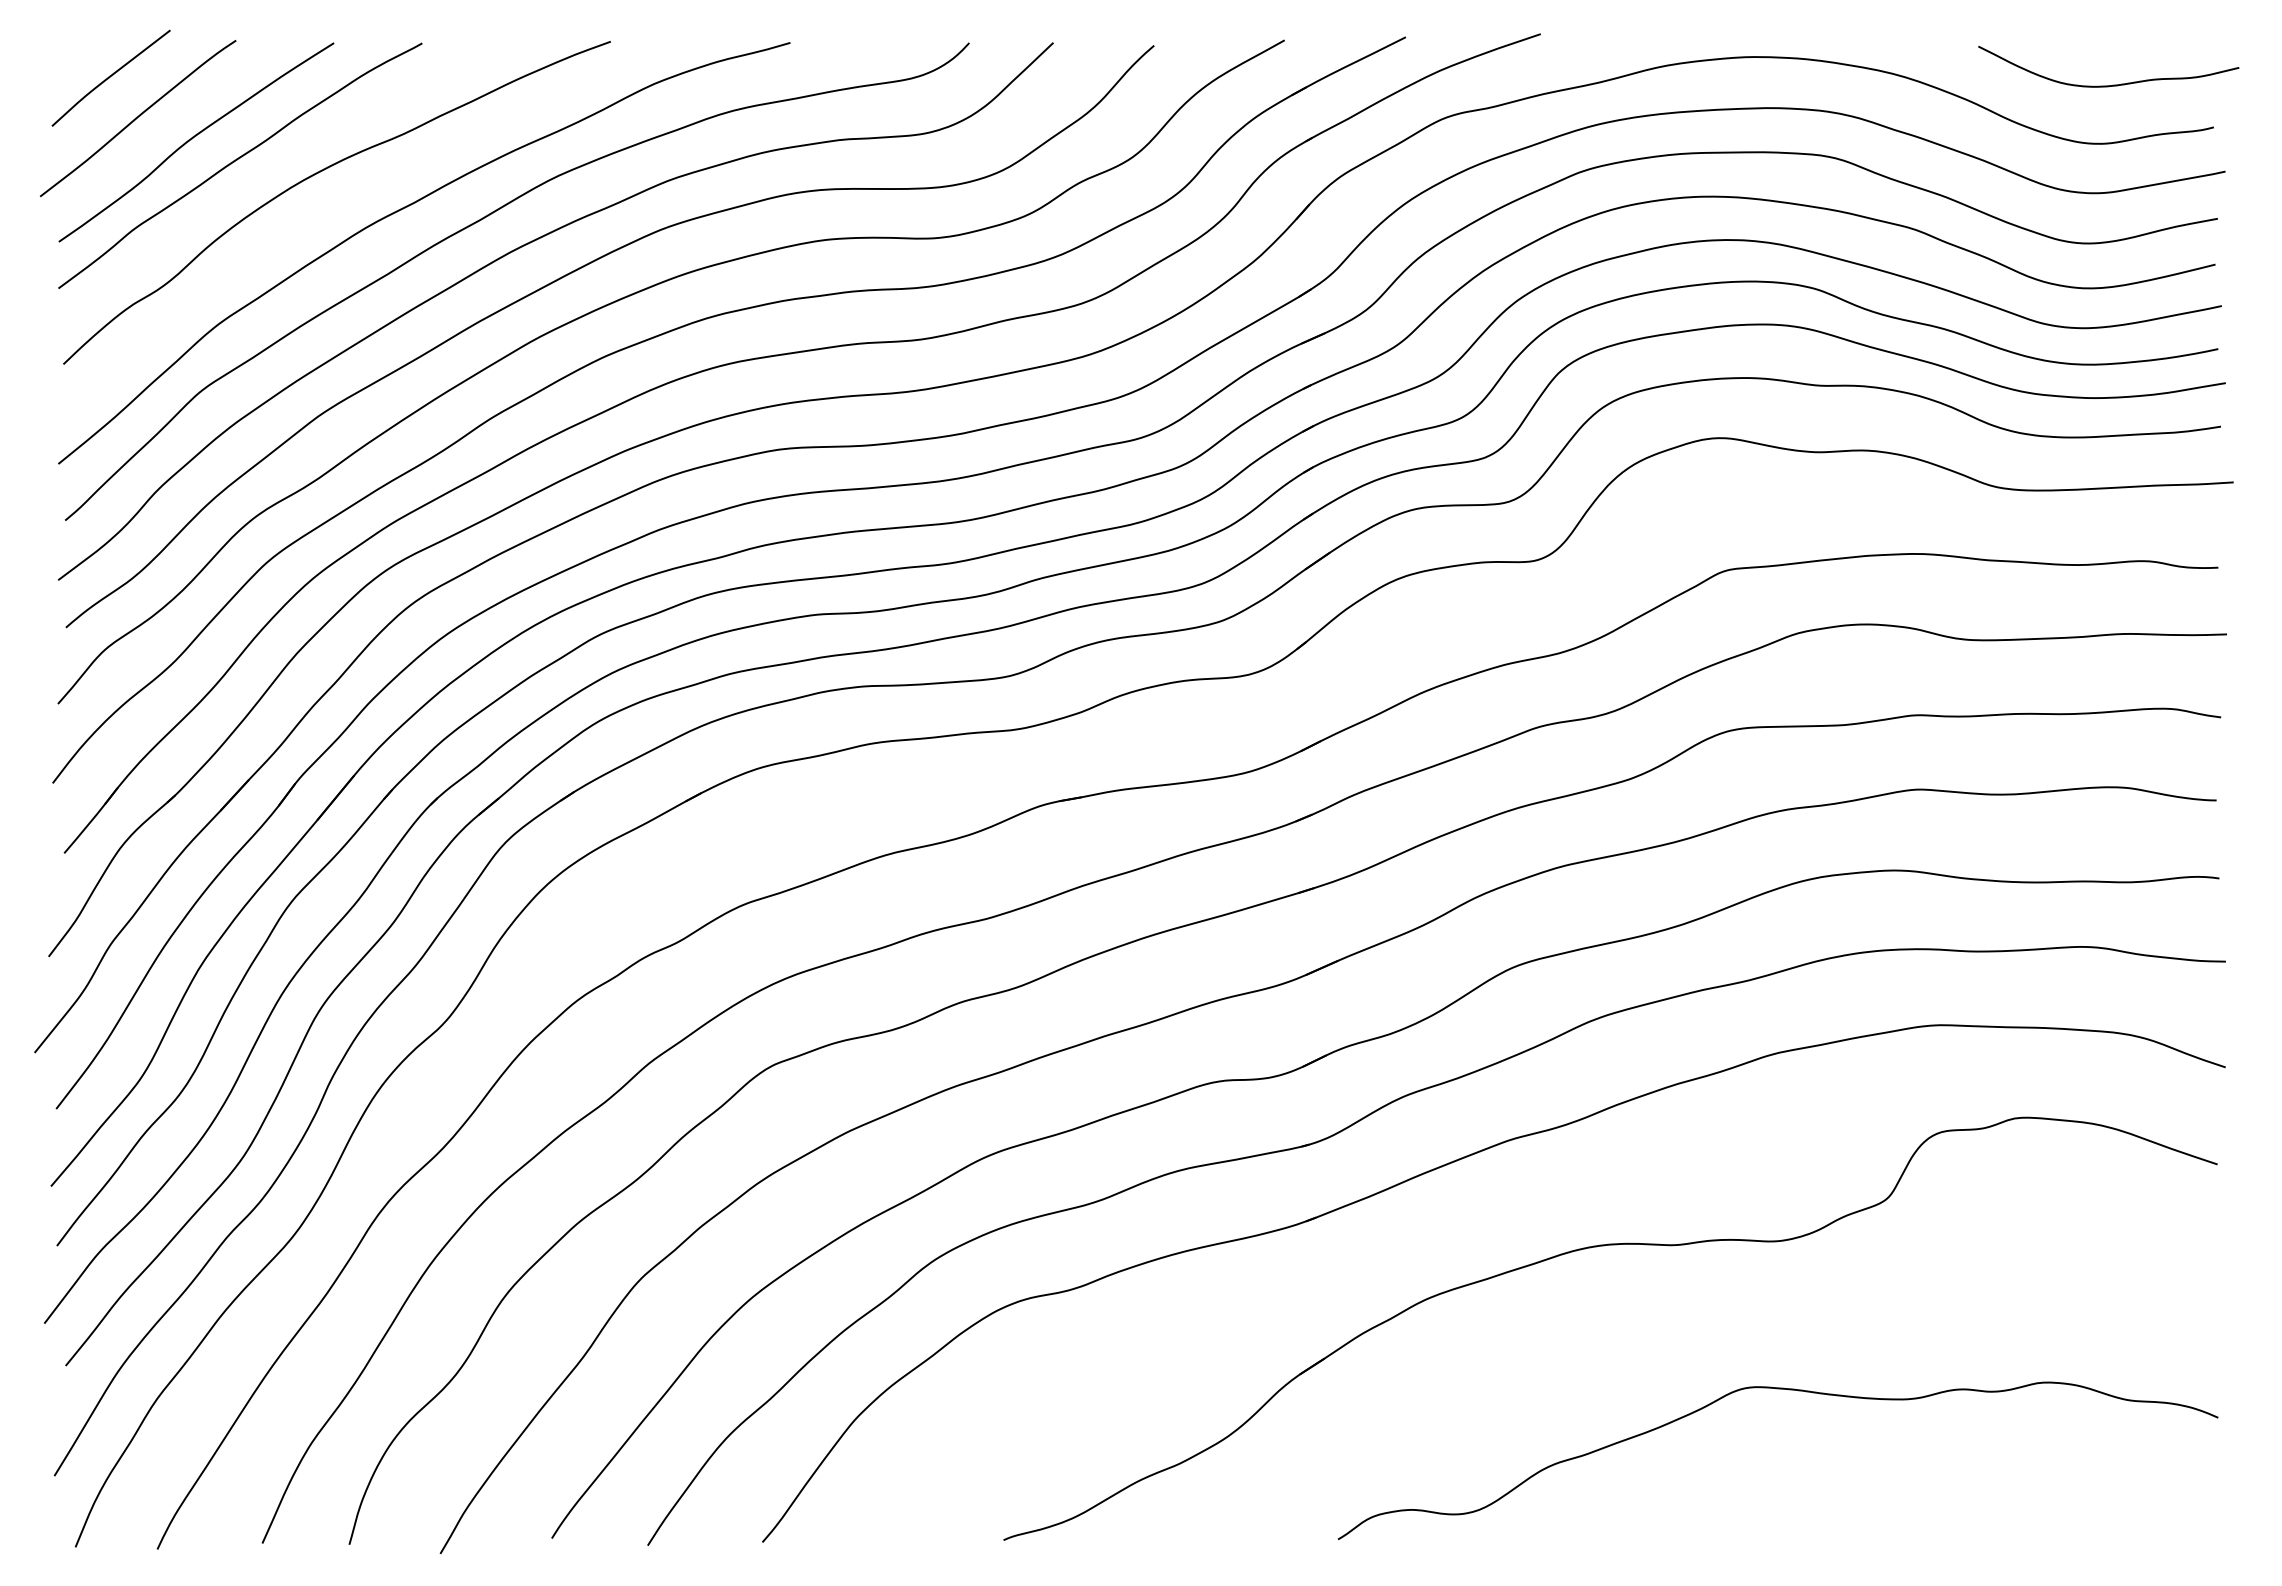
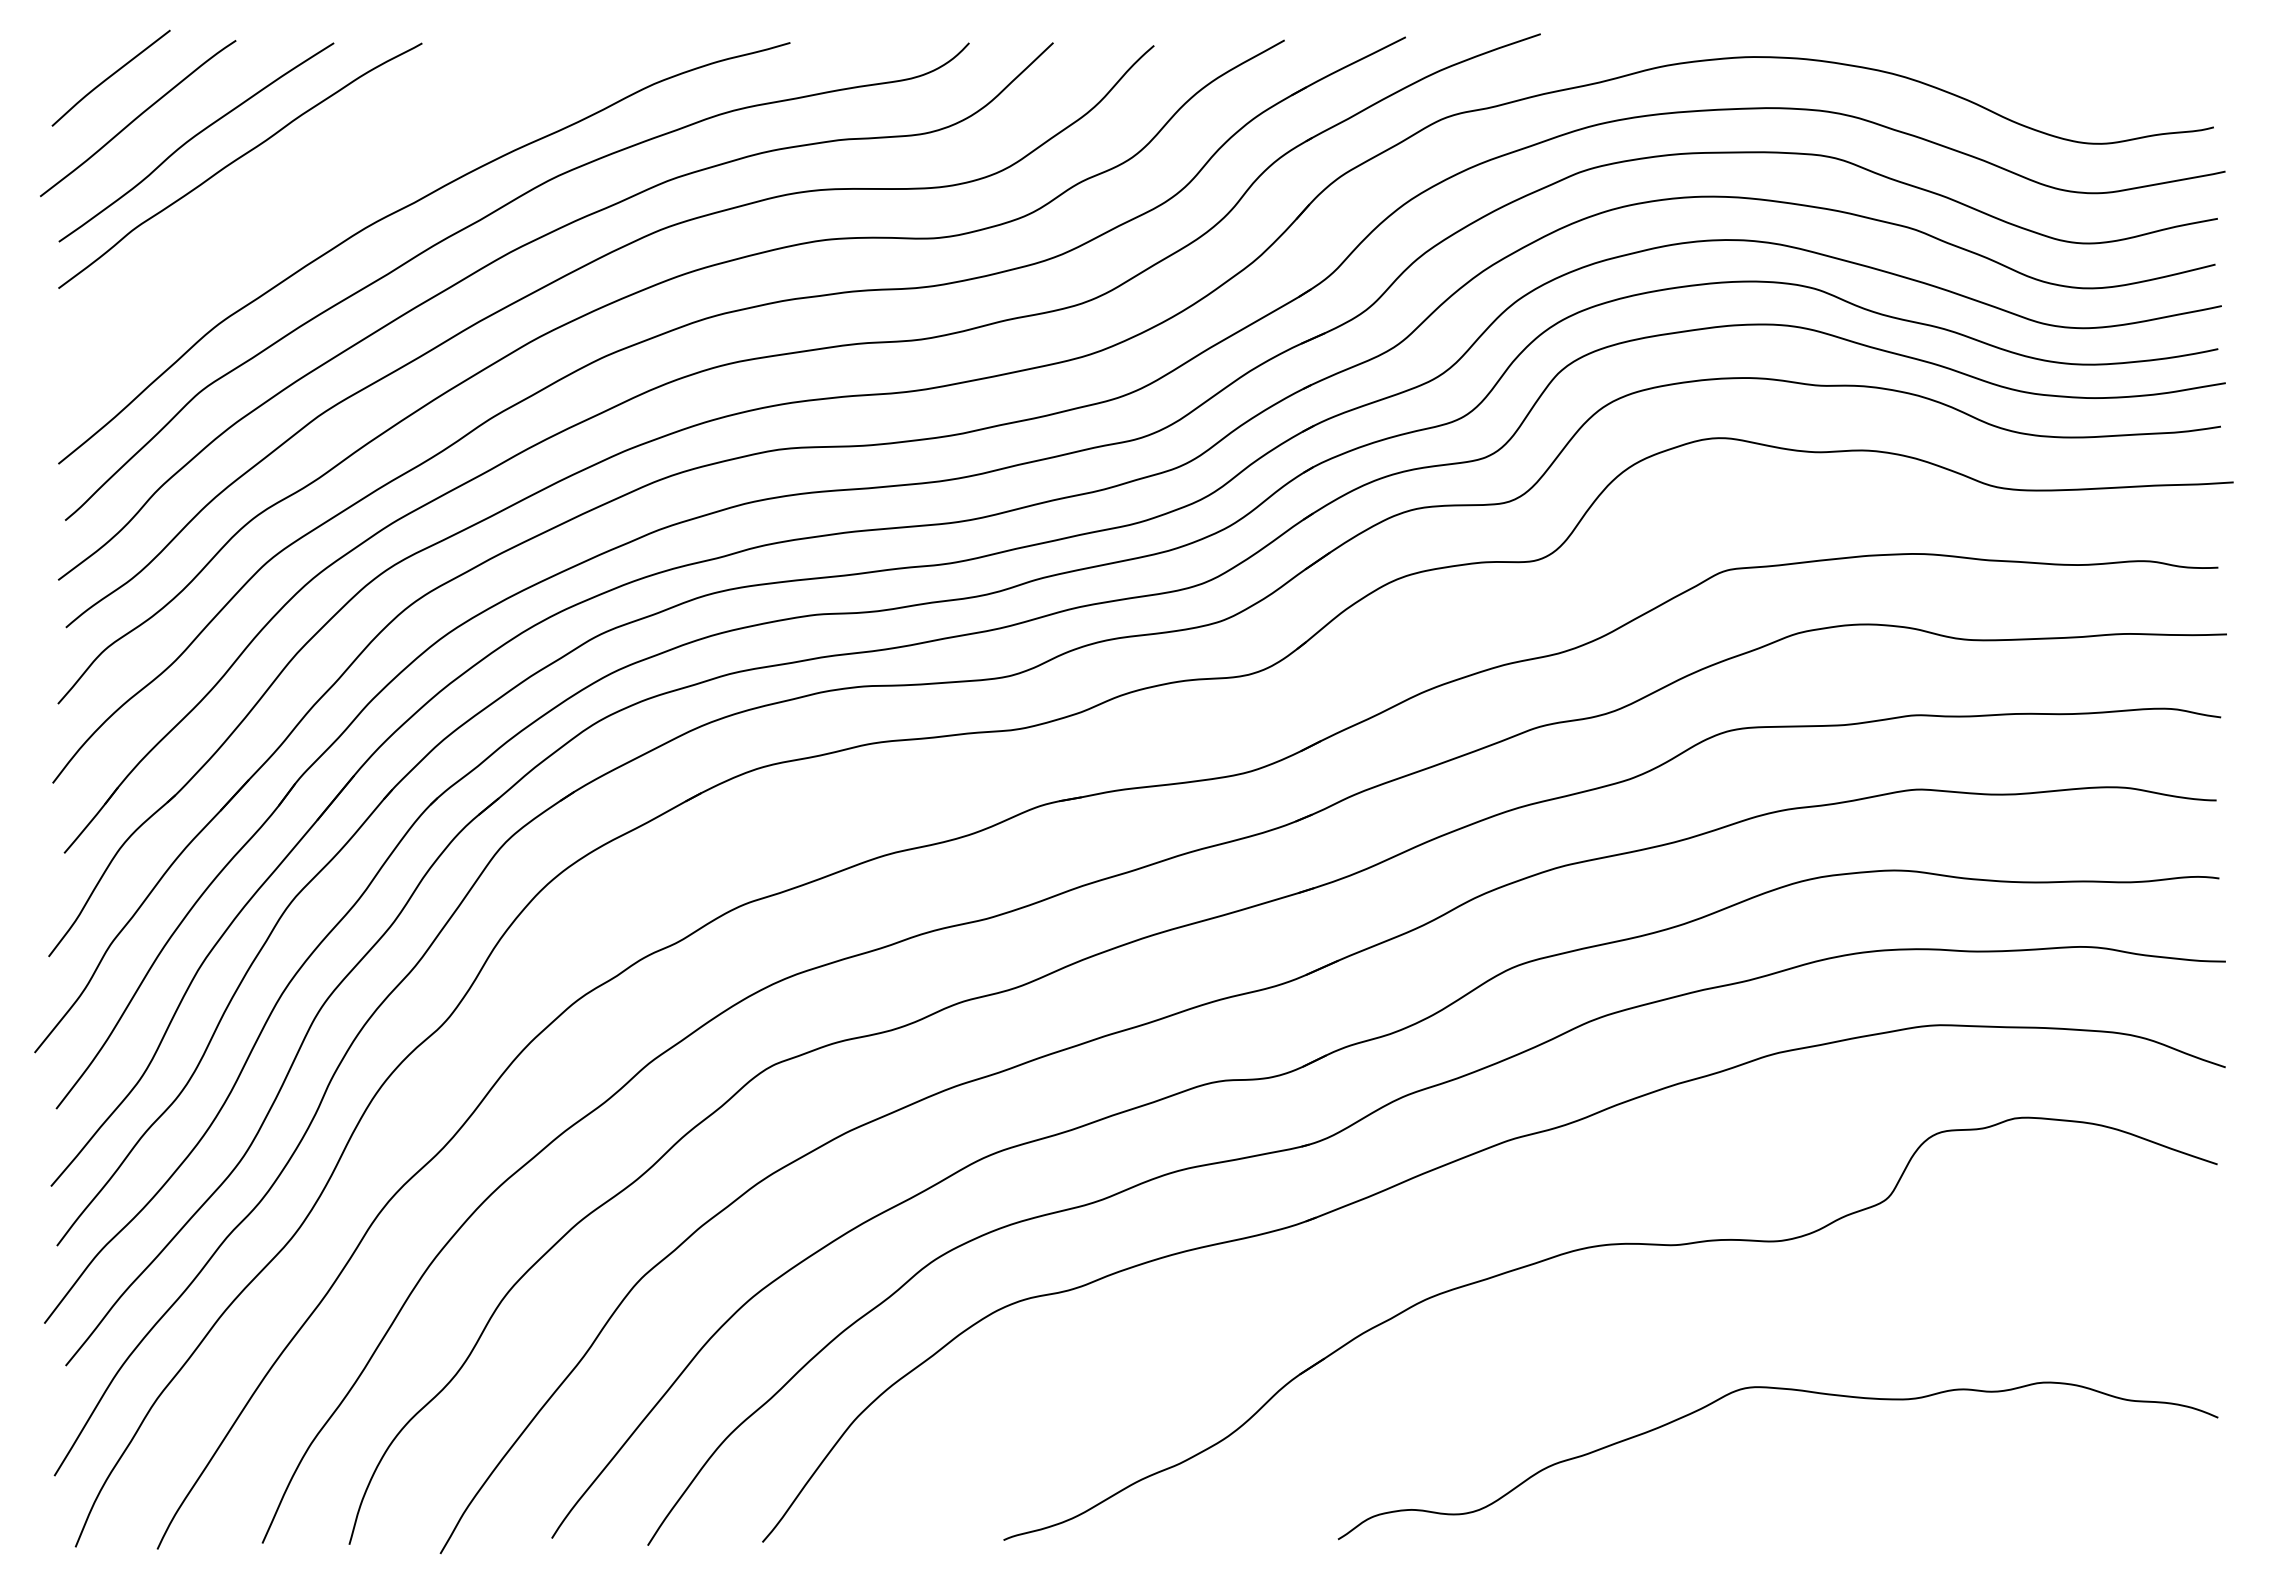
curve: present -> none (2113, 84)
curve: present -> none (320, 172)
